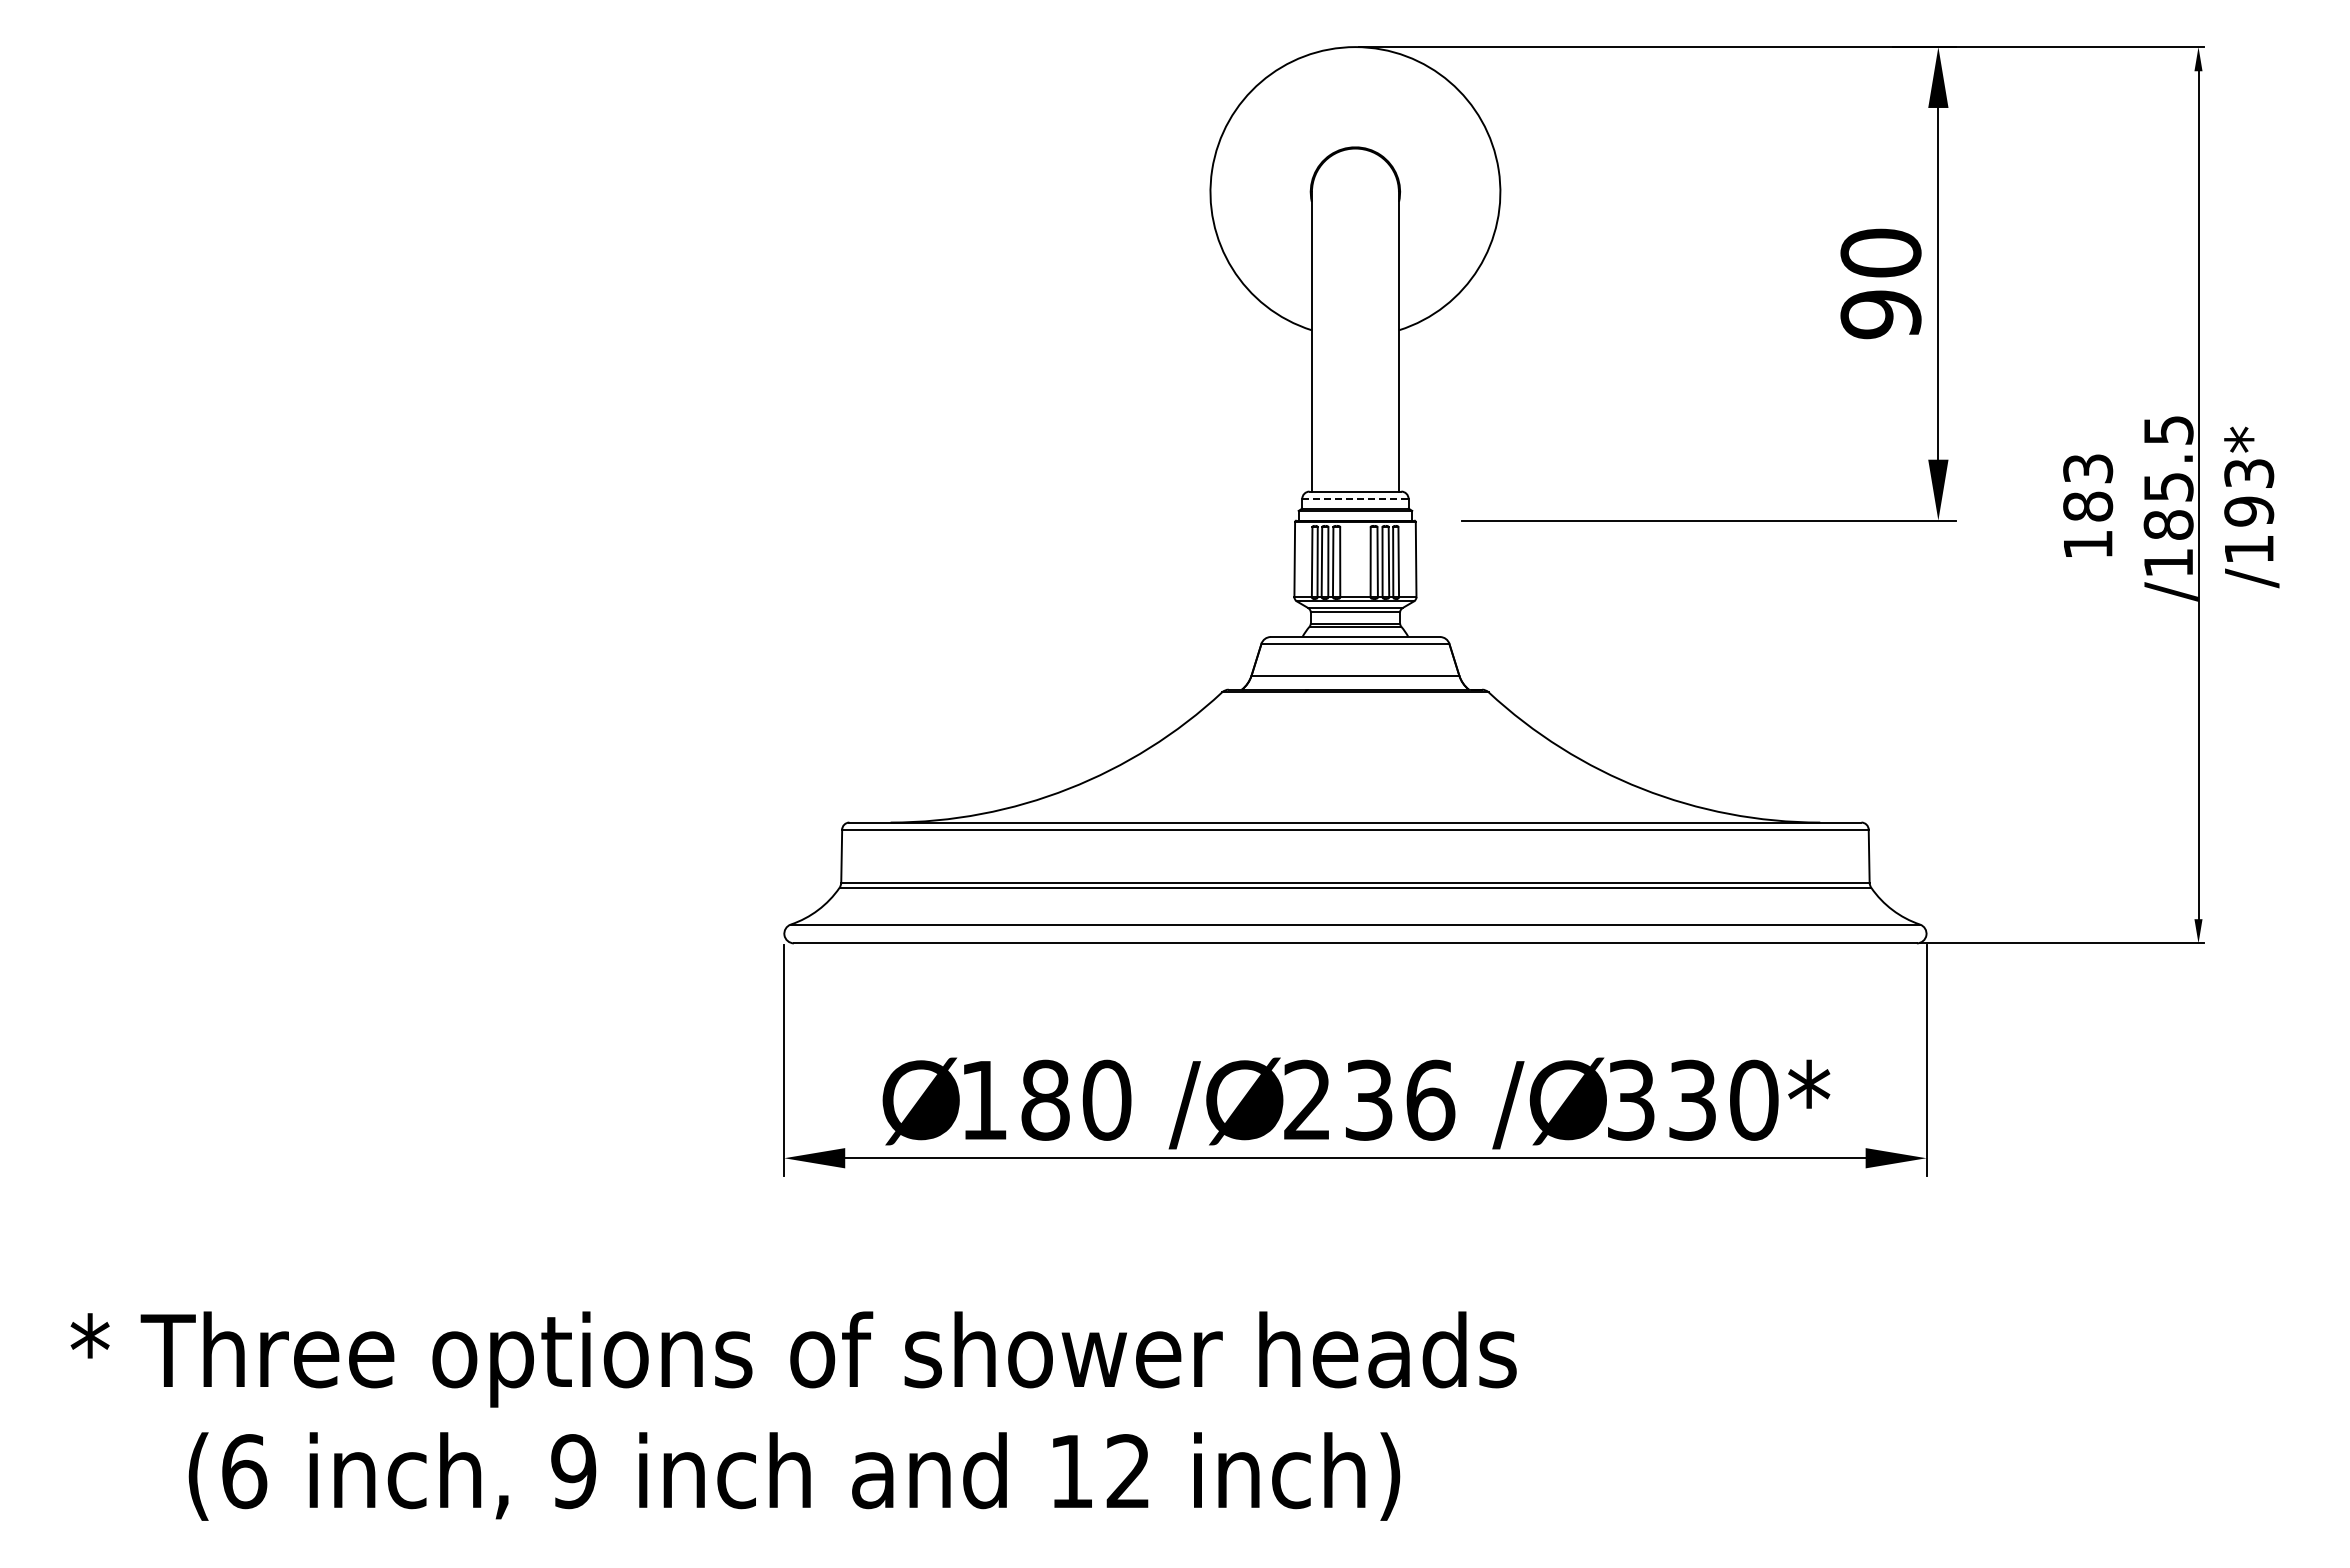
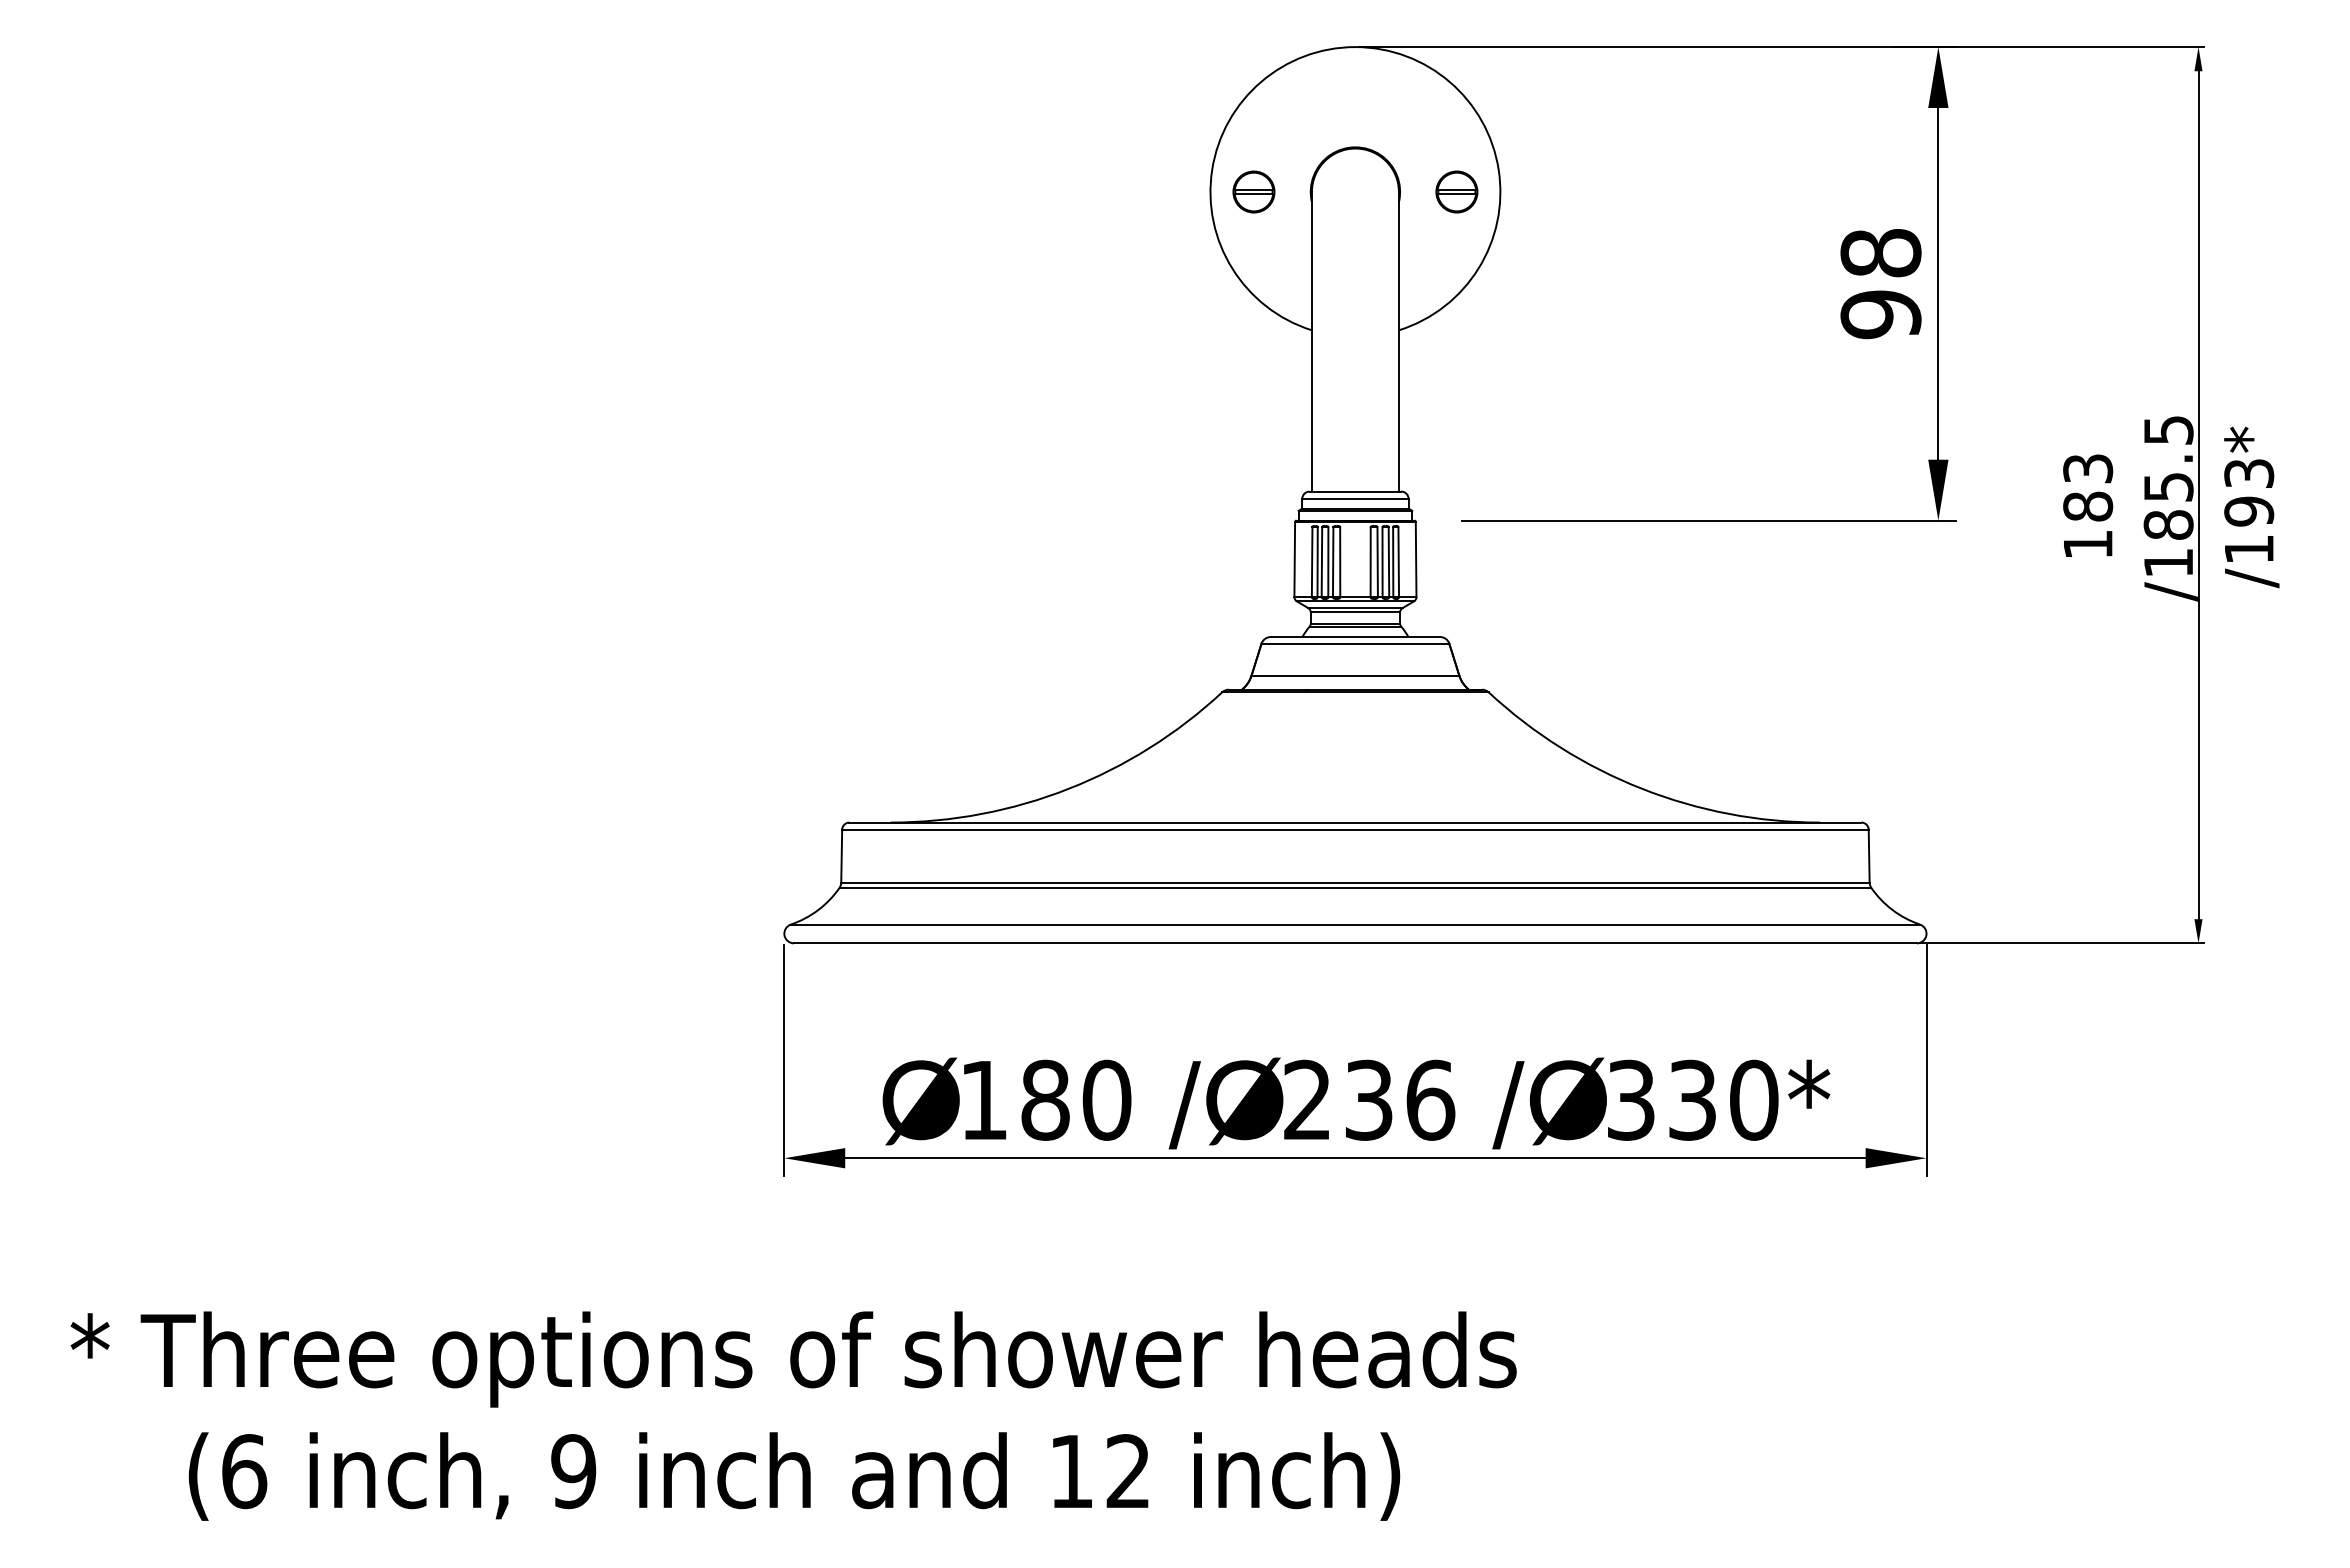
part: none -> present (1253, 191)
part: none -> present (1456, 191)
text: 90 -> 98 (1880, 252)
line: dashed -> solid (1355, 498)
